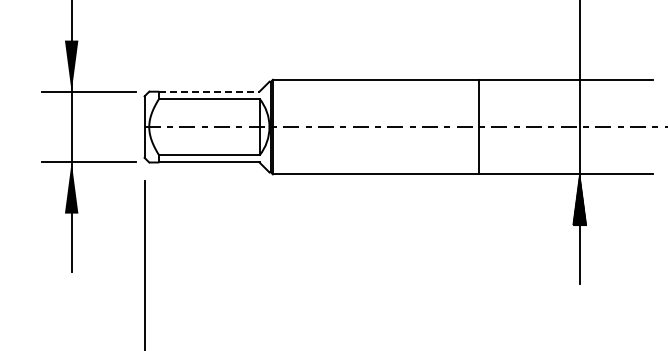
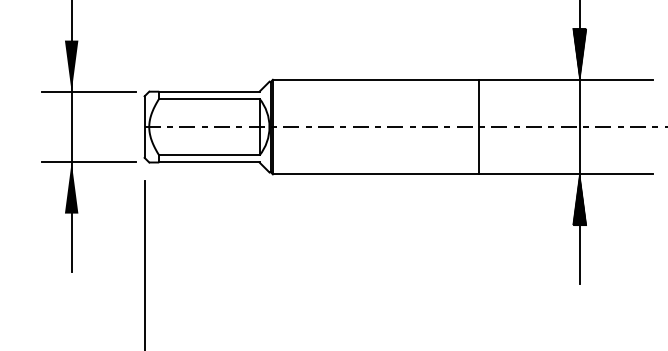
hatch: none -> present (579, 53)
line: dashed -> solid (209, 91)
